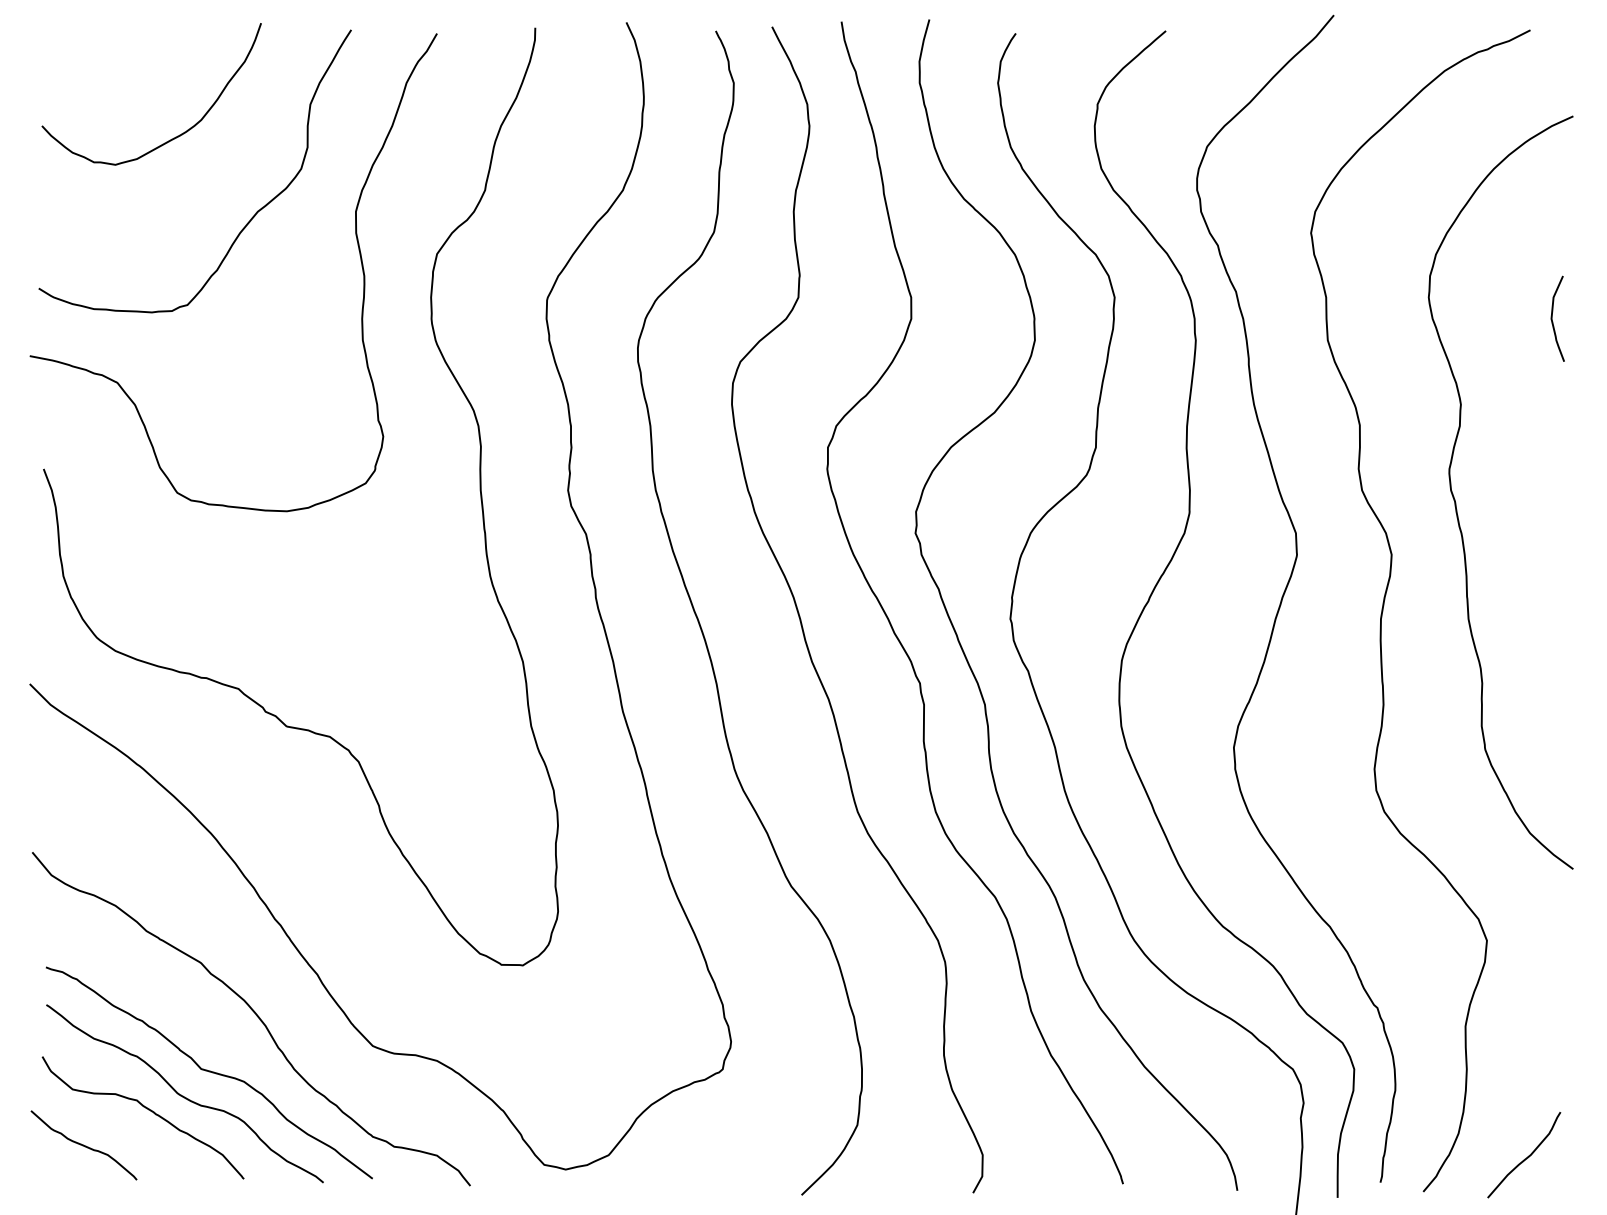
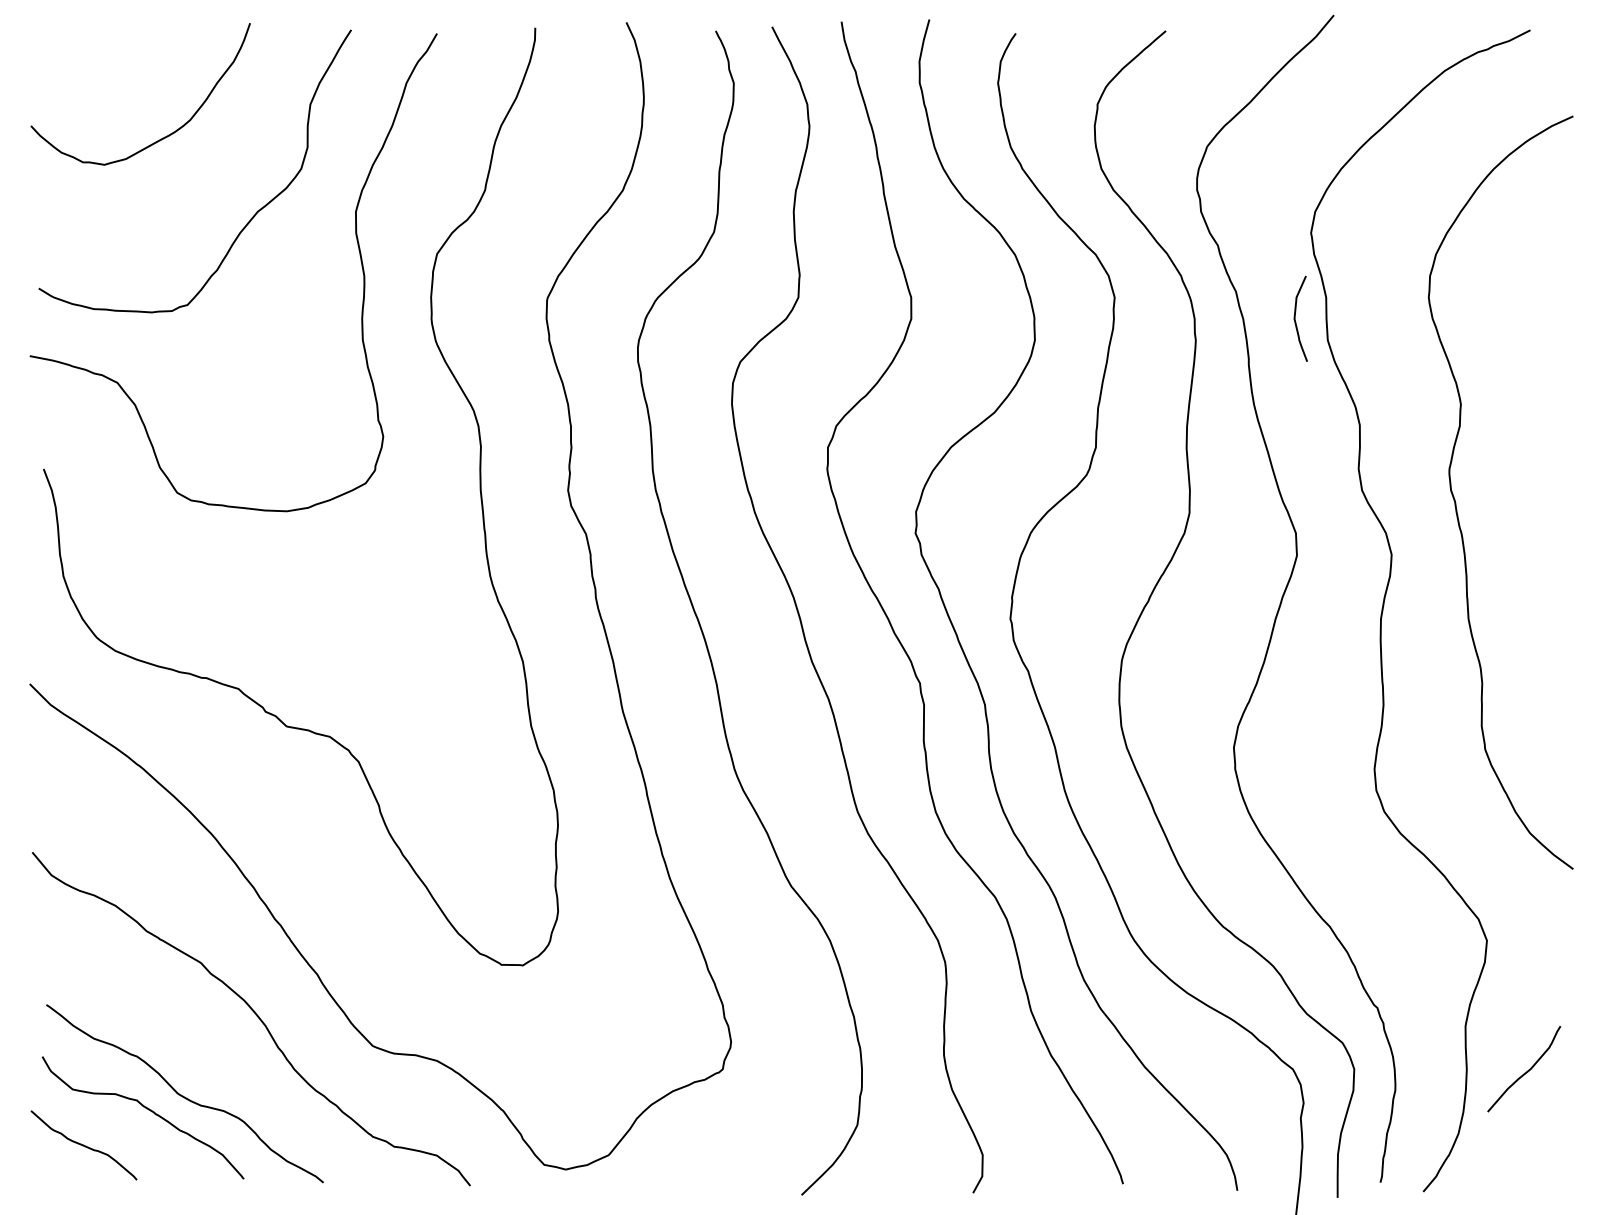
curve position: (173, 137) -> (162, 137) (162, 137)
curve position: (1552, 318) -> (1295, 318) (1295, 318)
curve: present -> none (209, 1072)
curve position: (1526, 1157) -> (1526, 1071) (1526, 1071)
